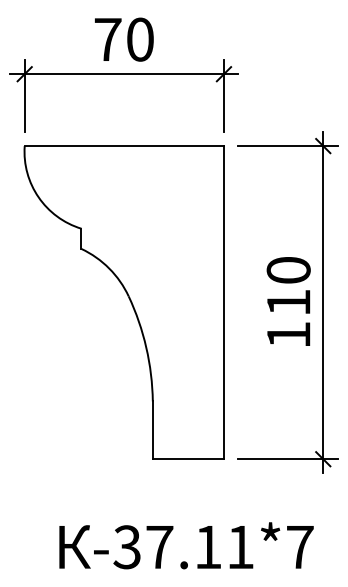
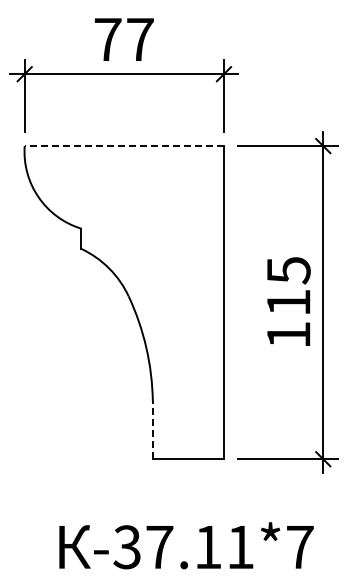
text: 70 -> 77 (140, 39)
line: solid -> dashed (124, 146)
text: 110 -> 115 (288, 270)
line: solid -> dashed (152, 430)
